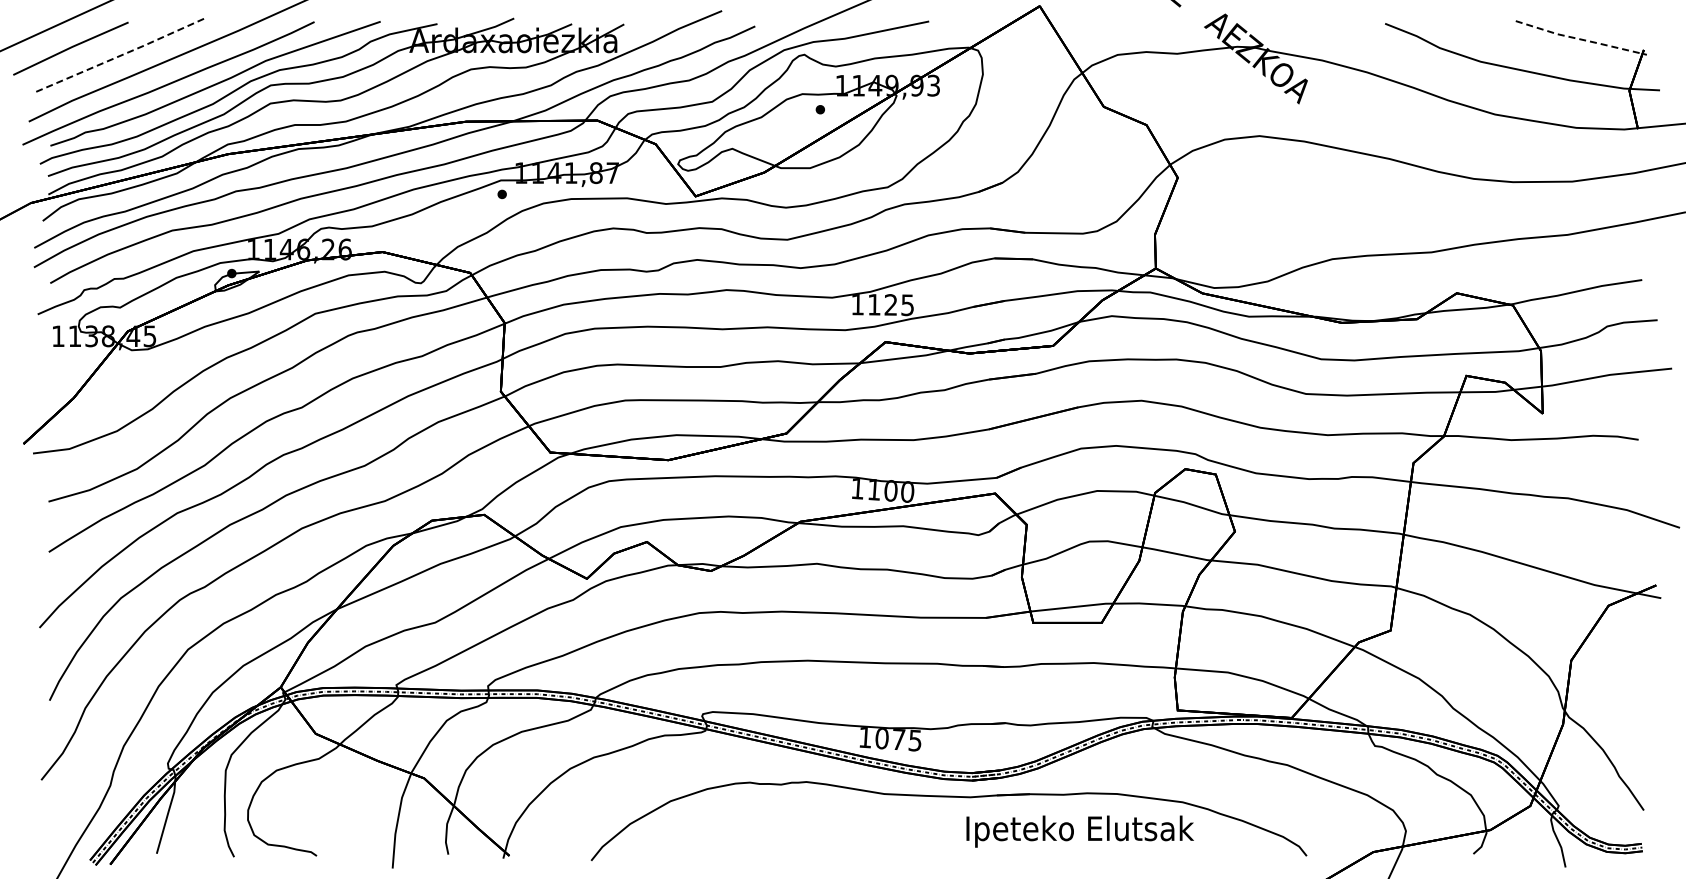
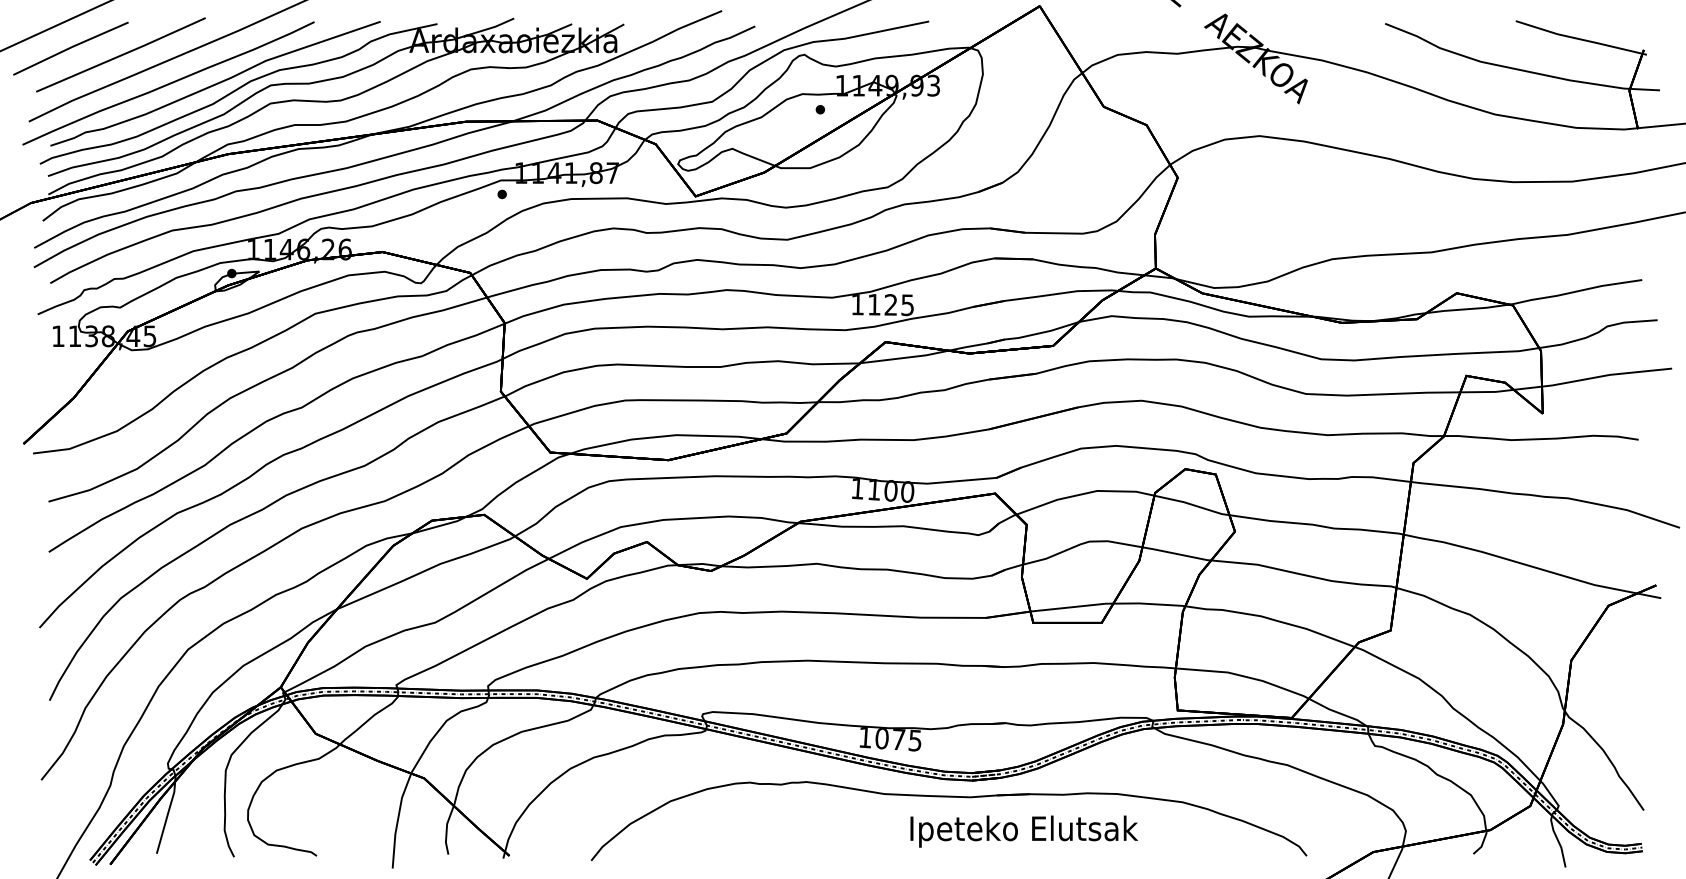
line: dashed -> solid (1580, 39)
line: dashed -> solid (122, 55)
text position: (1079, 831) -> (1023, 831) (1023, 831)
